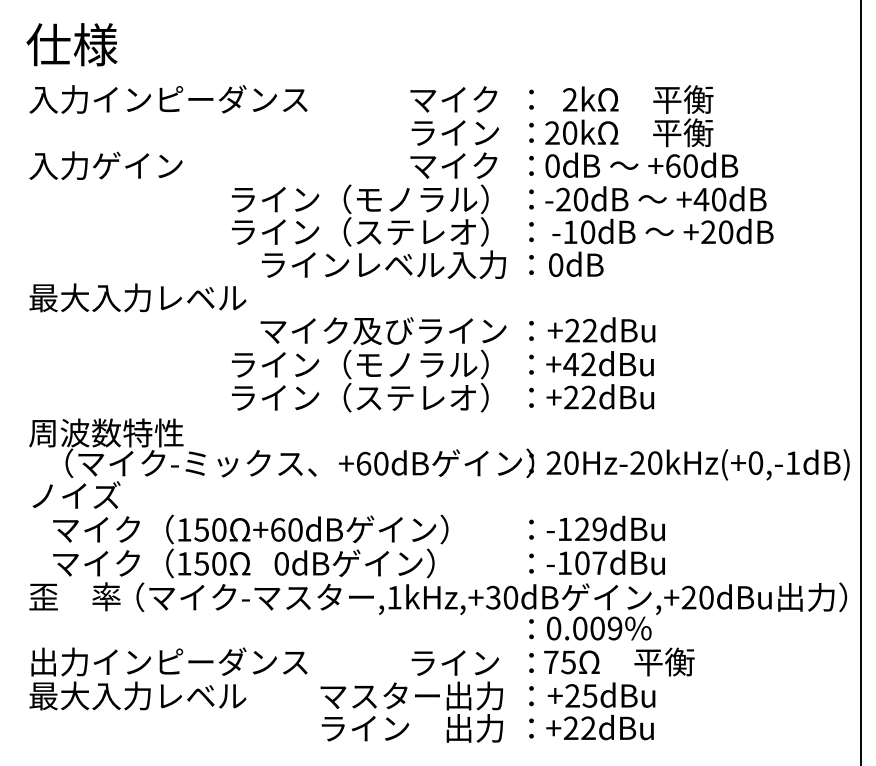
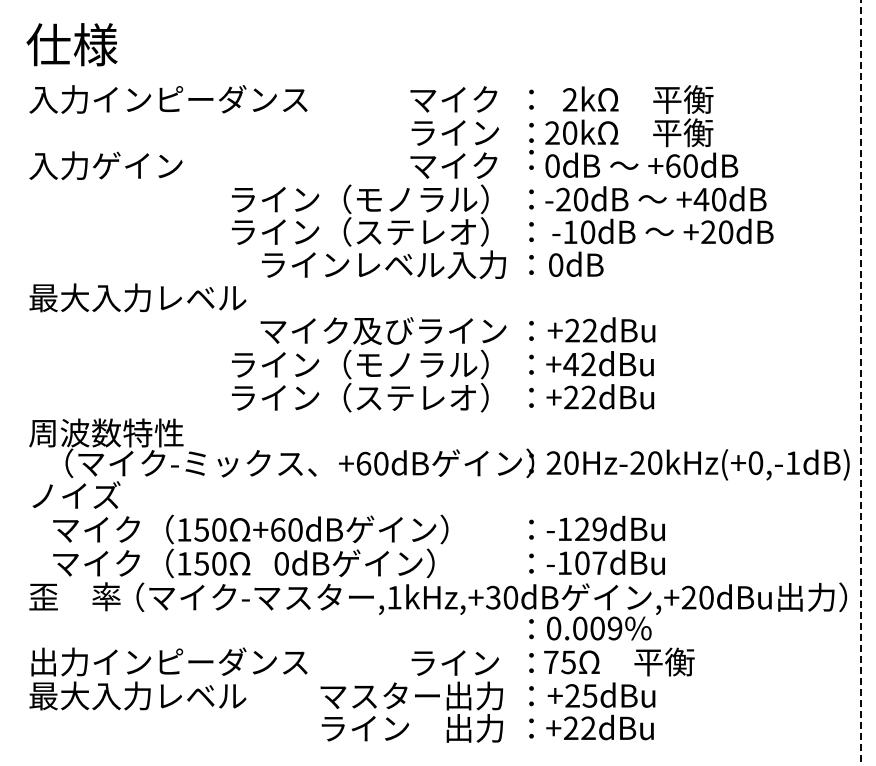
text position: (531, 165) -> (531, 159) (531, 159)
line: solid -> dashed (861, 383)
